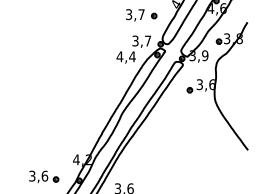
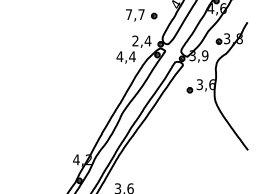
text: 3,7 -> 7,7 (129, 14)
text: 3,7 -> 2,4 (141, 40)
part: present -> none (44, 176)
